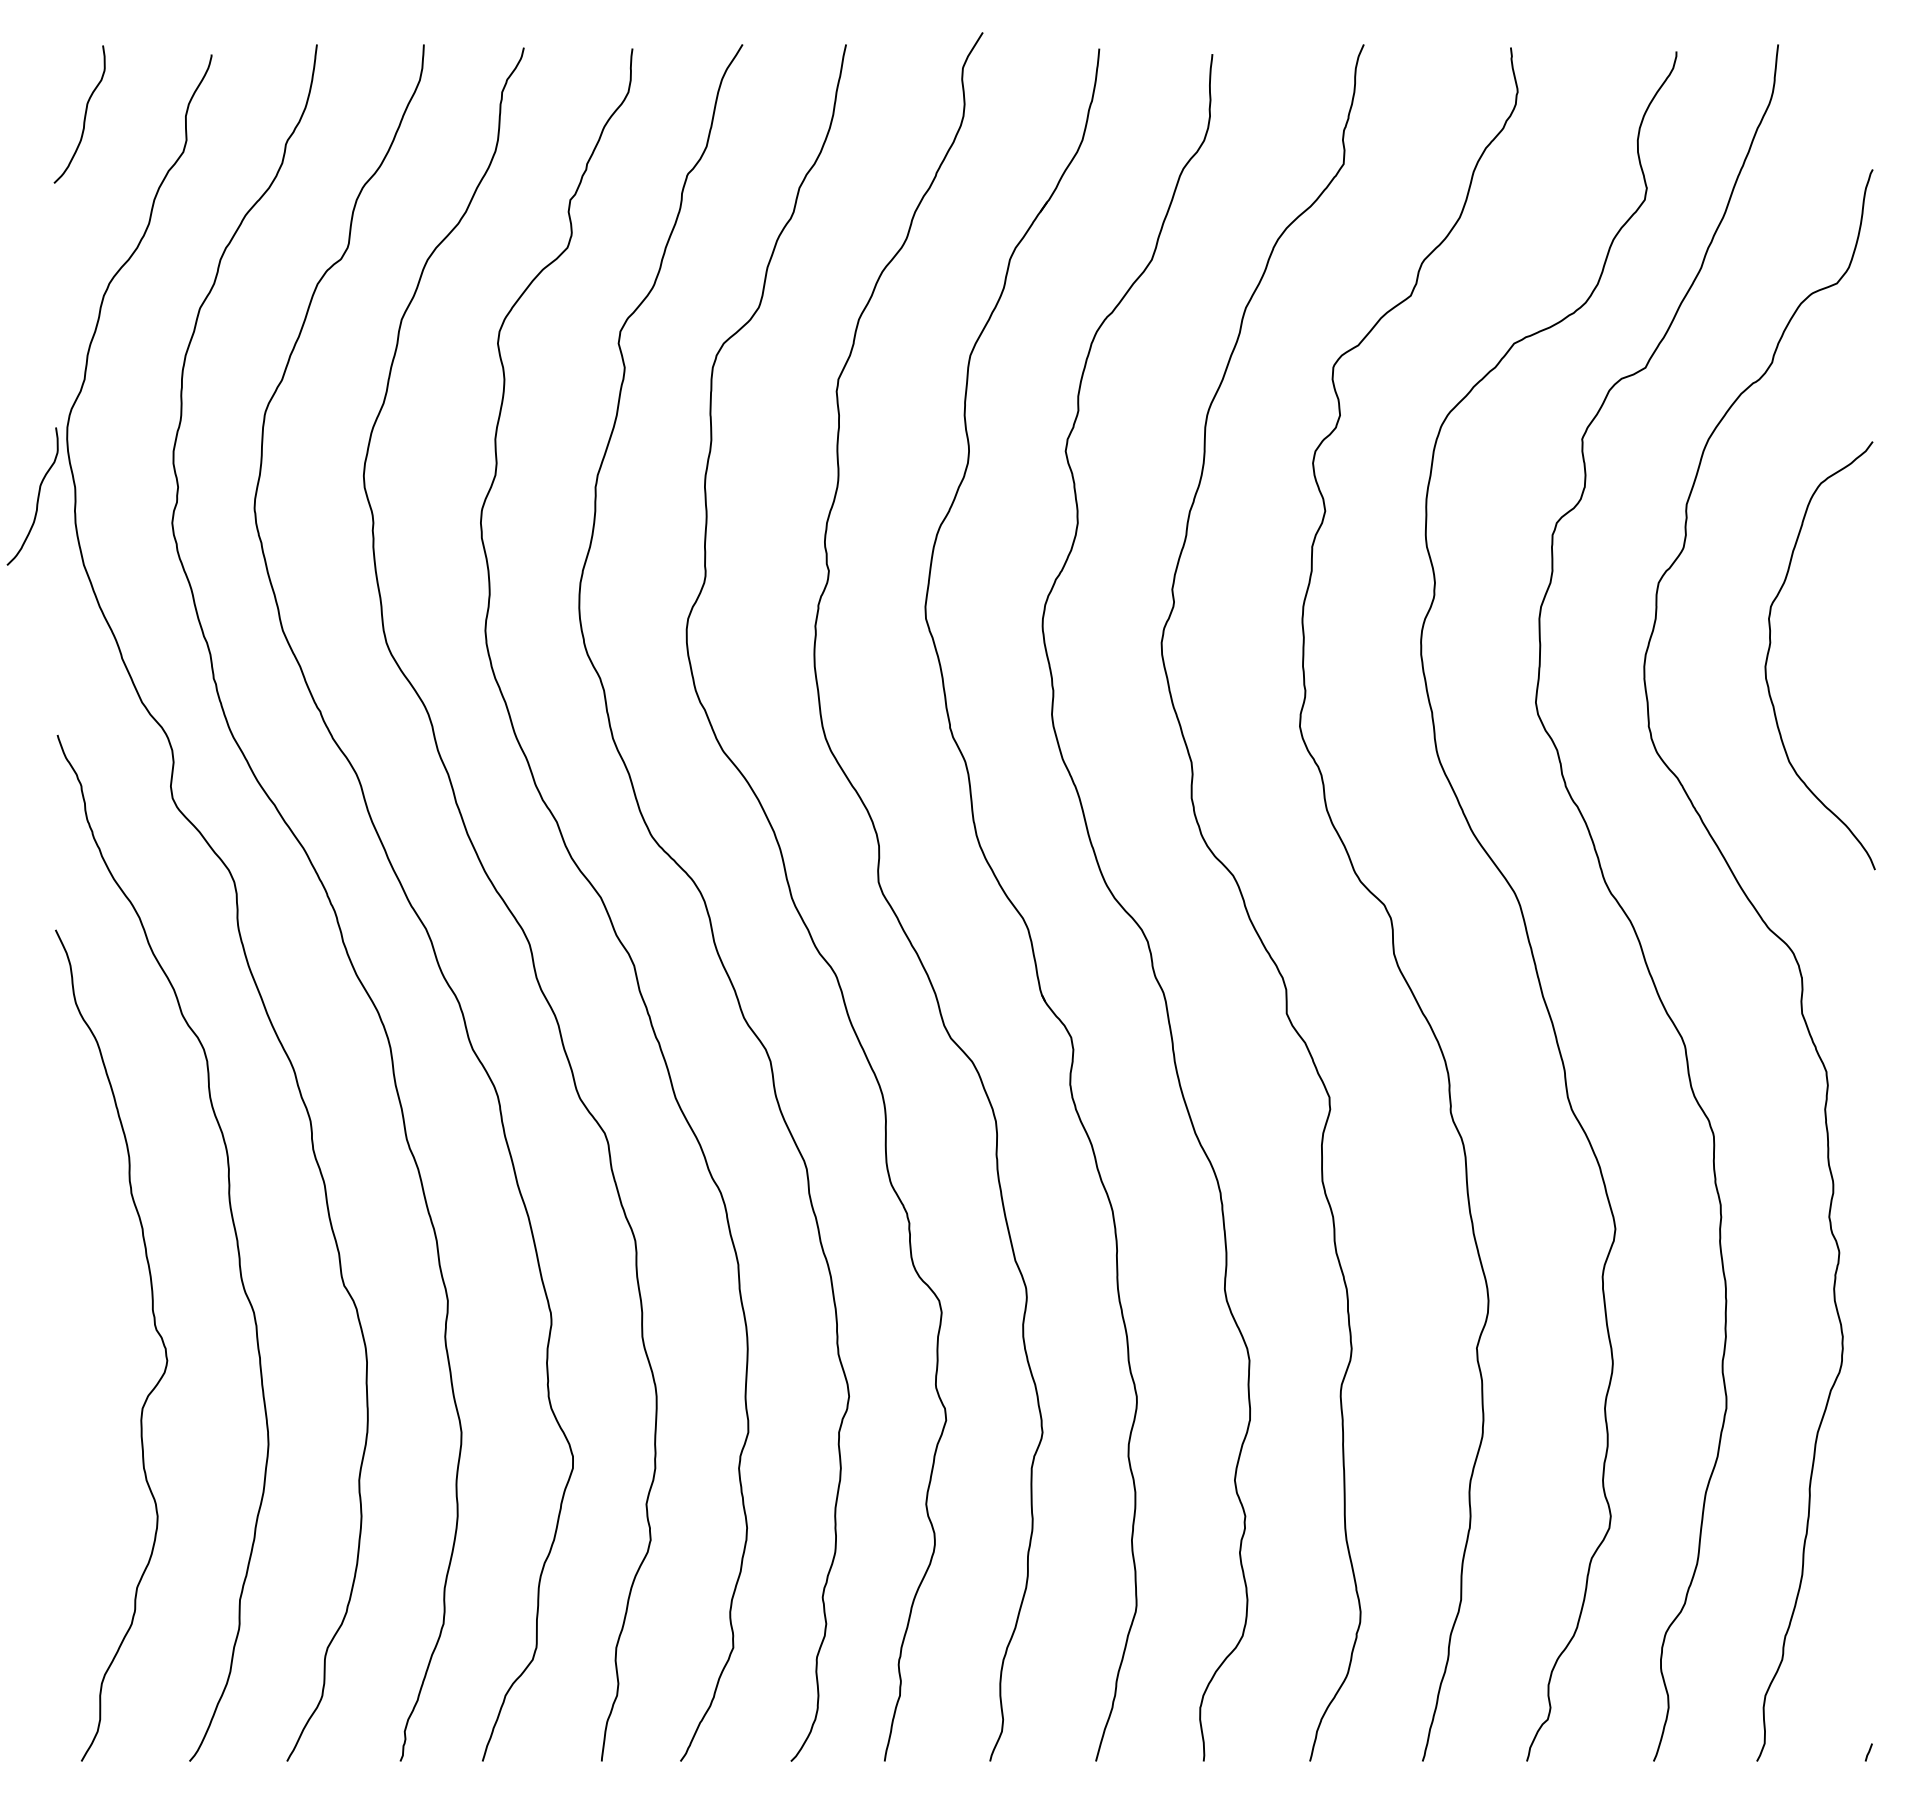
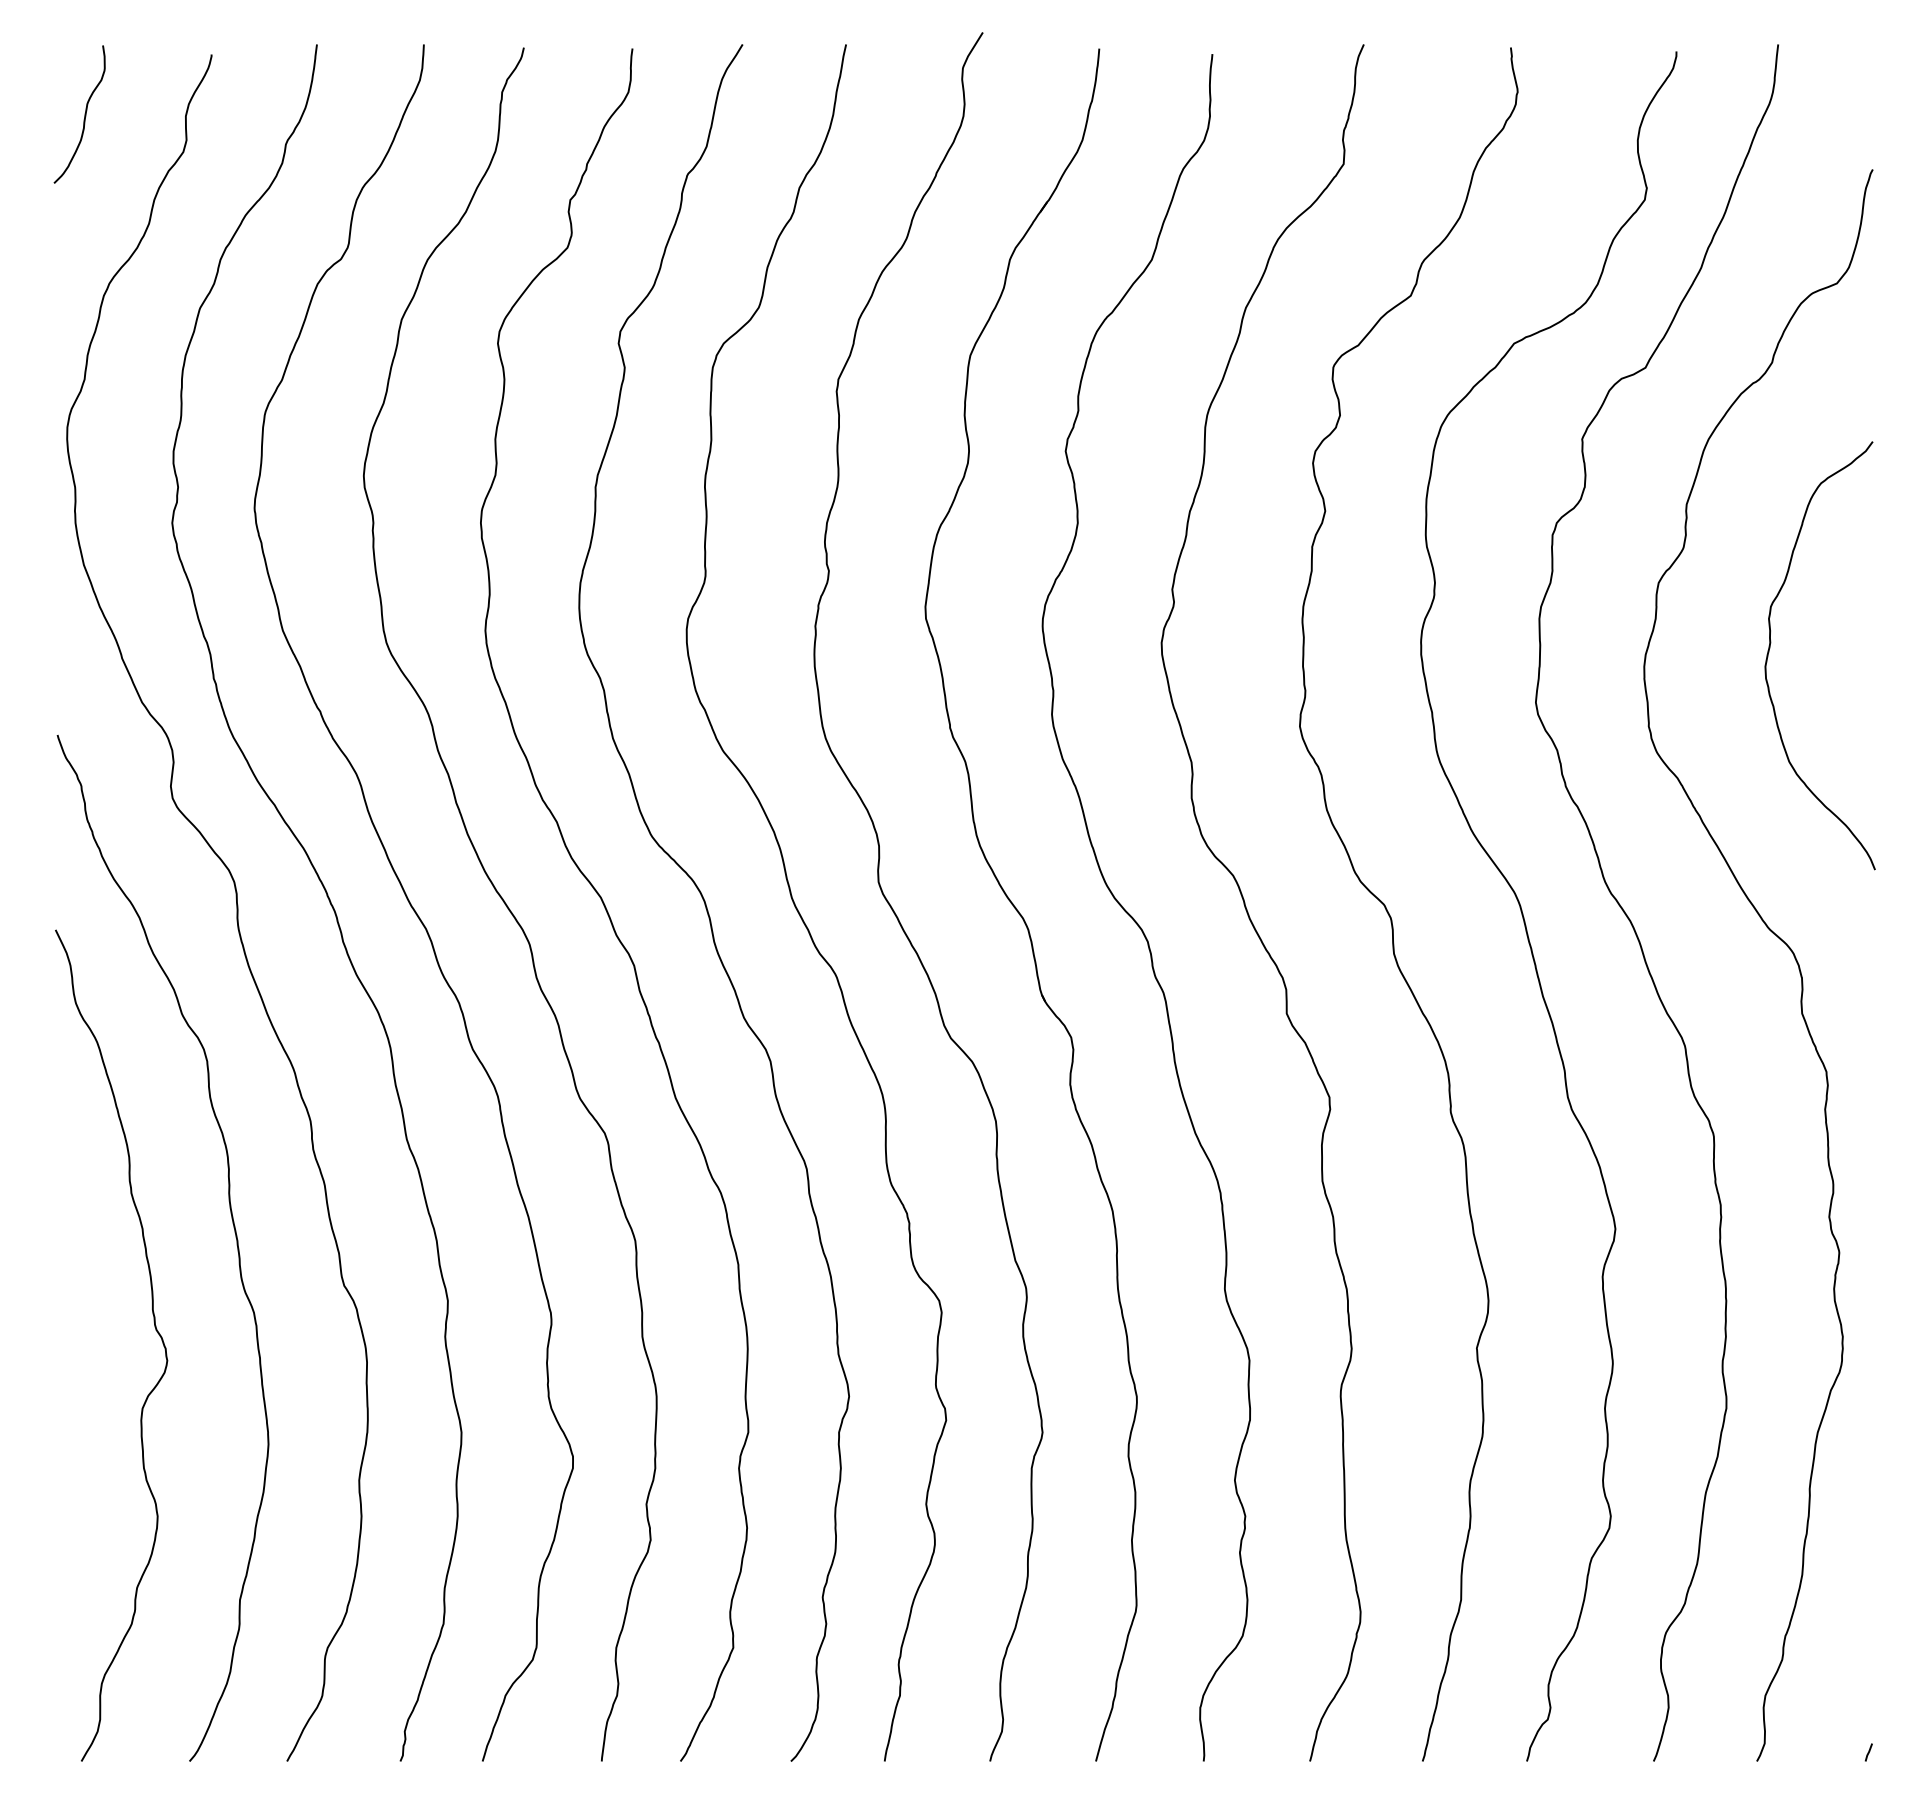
curve: present -> none (37, 496)
